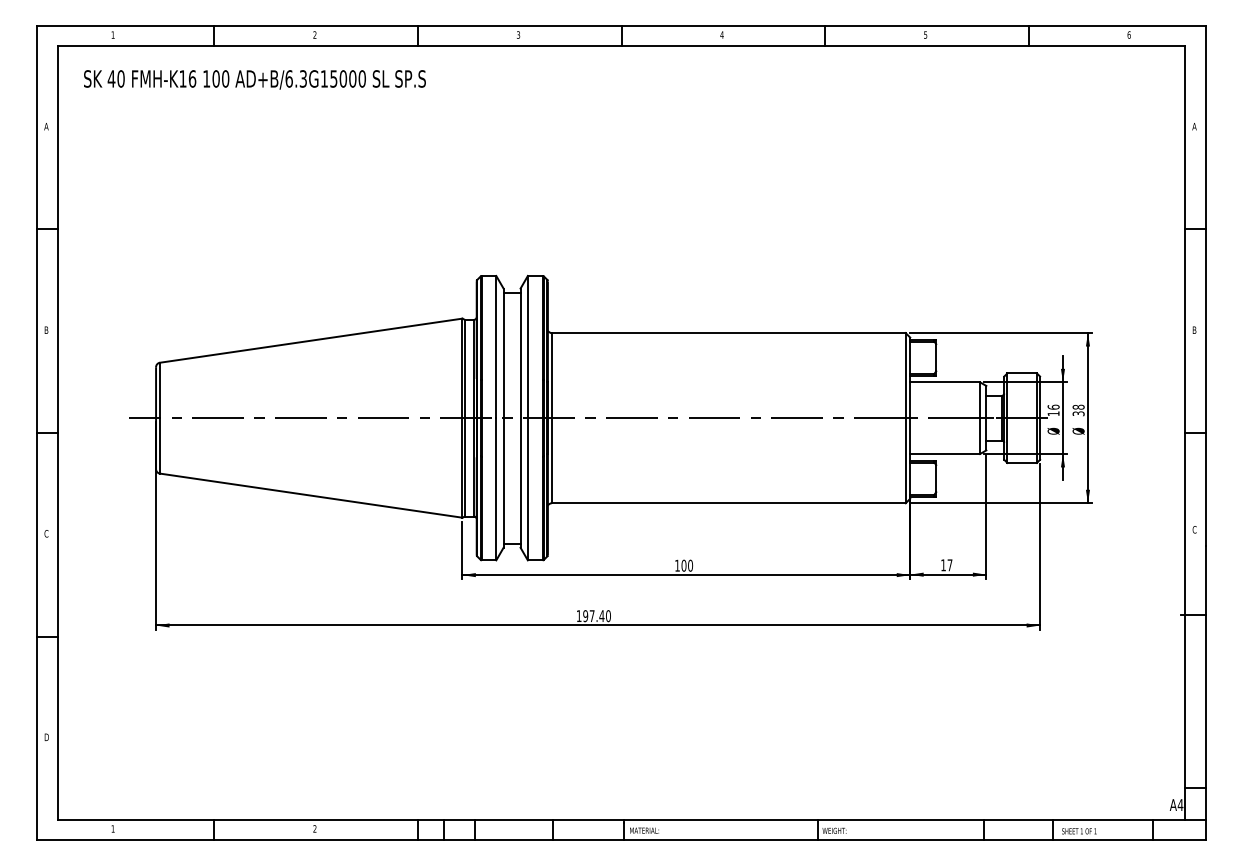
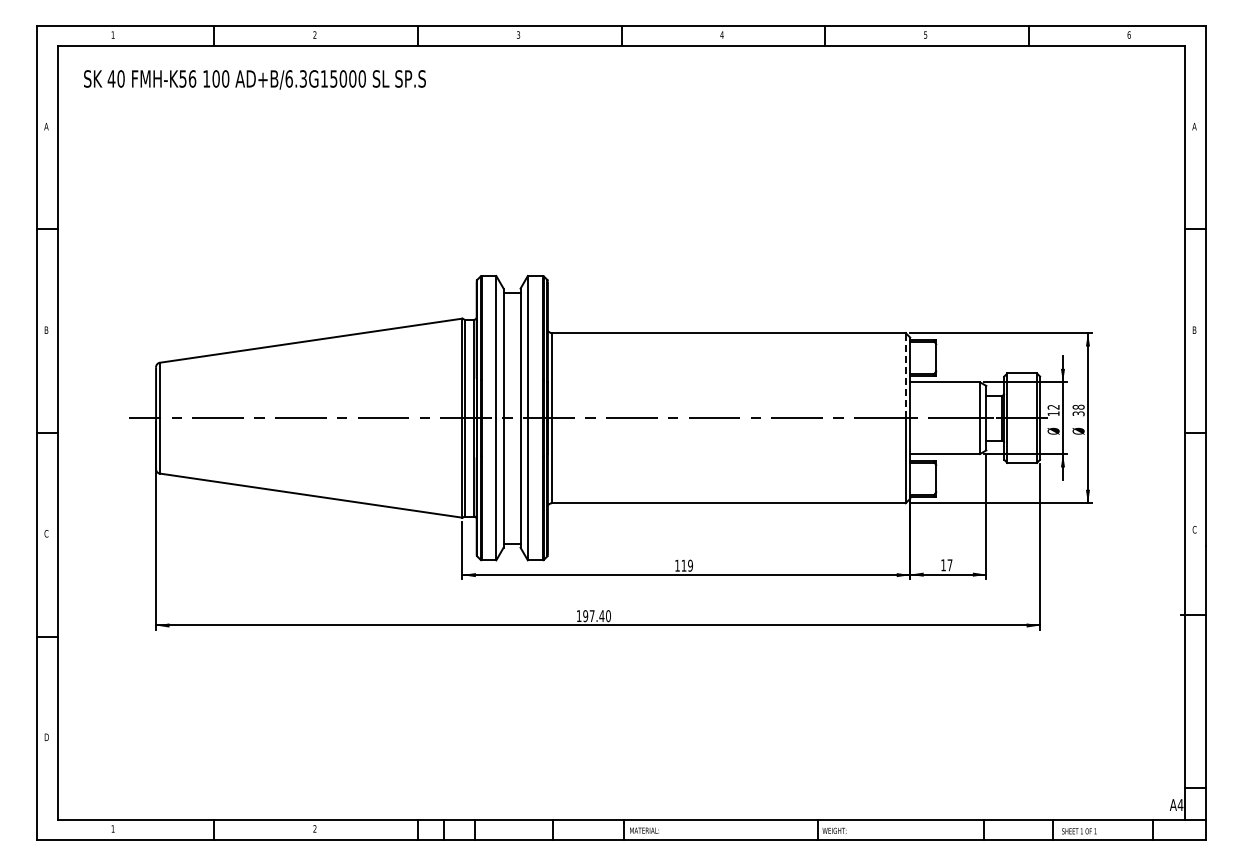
text: FMH-K16 -> FMH-K56 (182, 78)
line: solid -> dashed (905, 375)
text: 16 -> 12 (1053, 406)
text: 100 -> 119 (686, 565)
